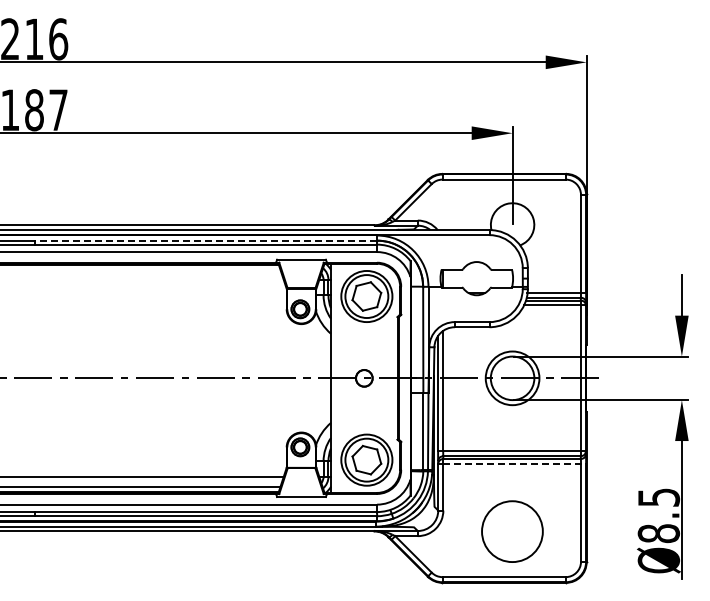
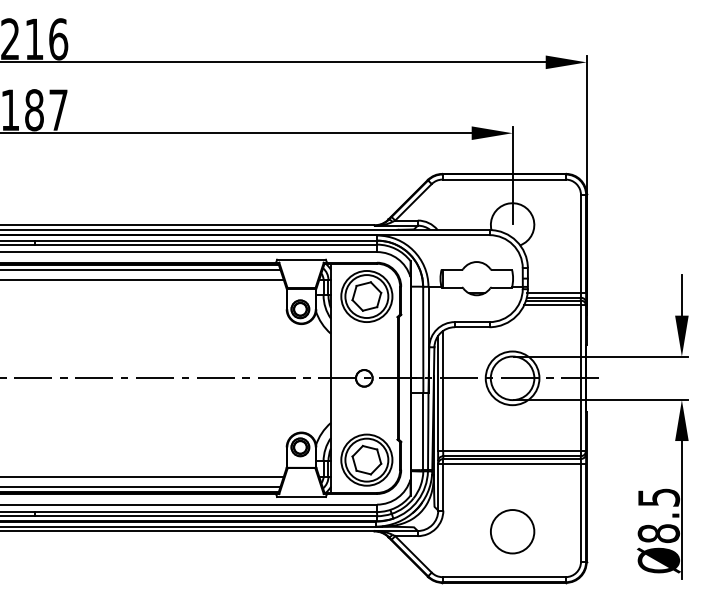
line: dashed -> solid (205, 240)
line: none -> present (141, 269)
line: none -> present (142, 279)
line: dashed -> solid (515, 463)
circle size: 63x63 px -> 46x46 px (512, 531)
